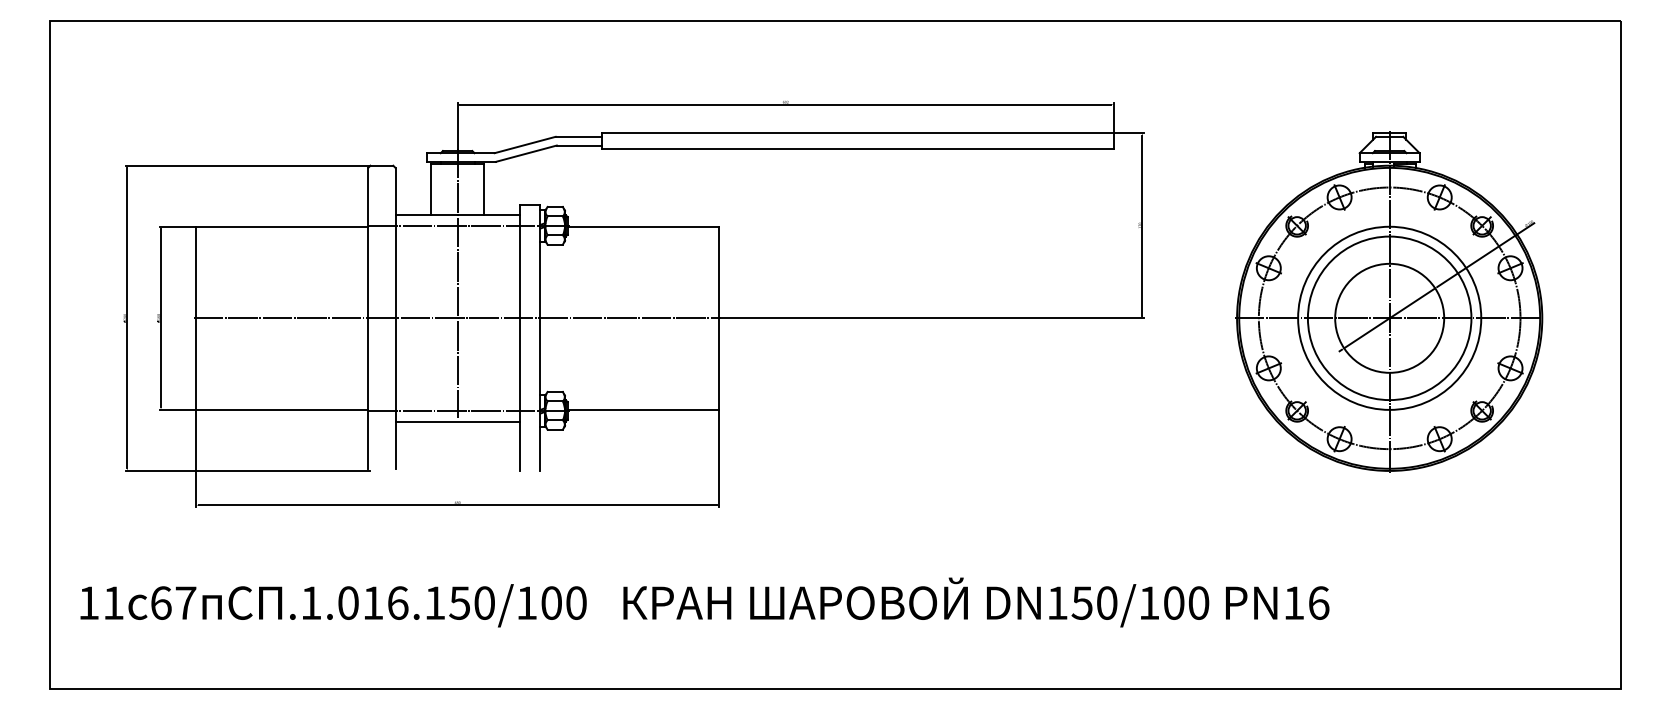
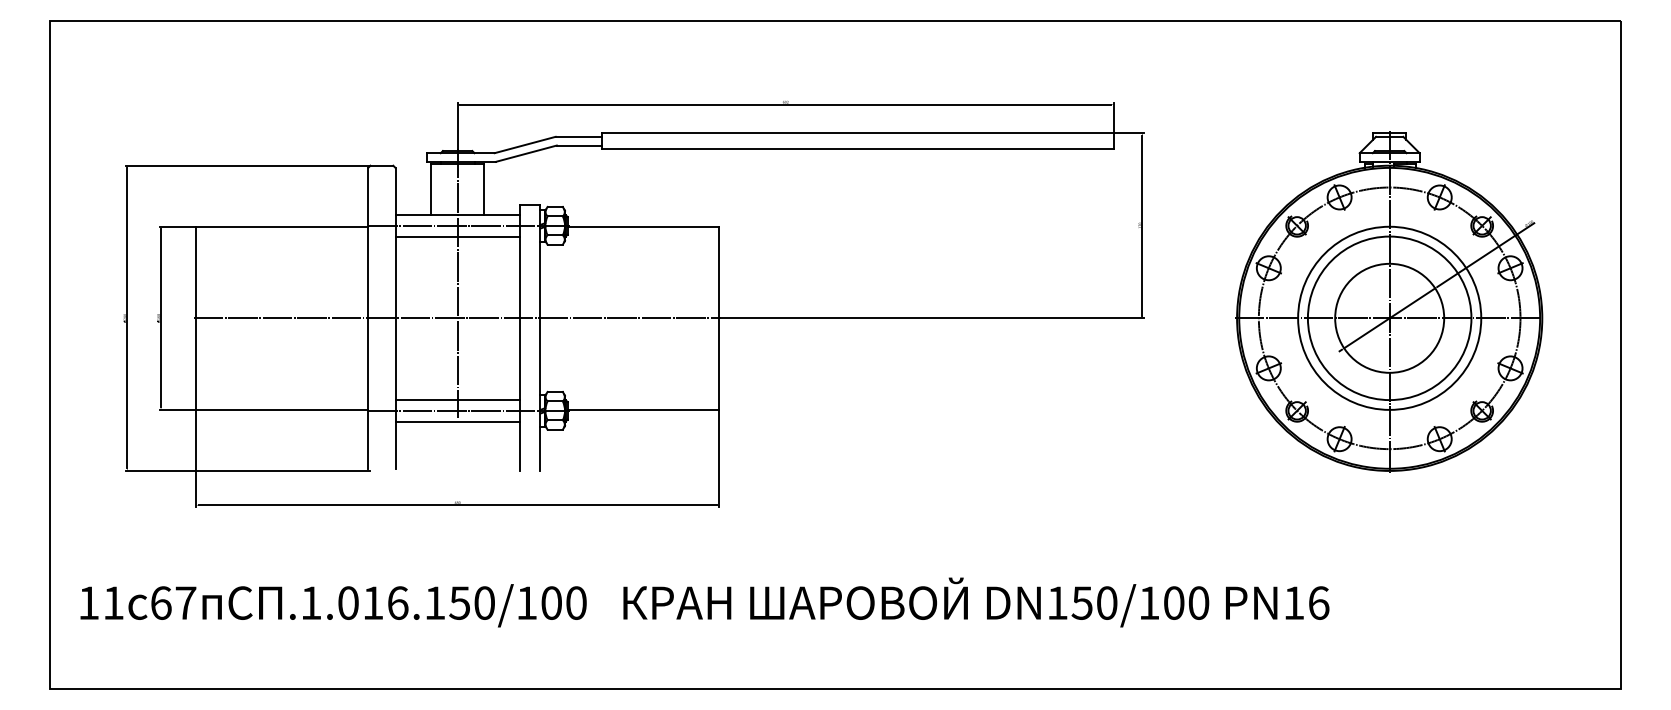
line: none -> present (457, 236)
line: none -> present (457, 399)
